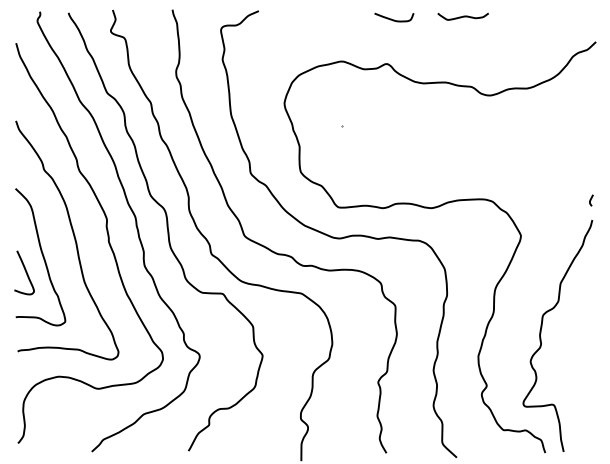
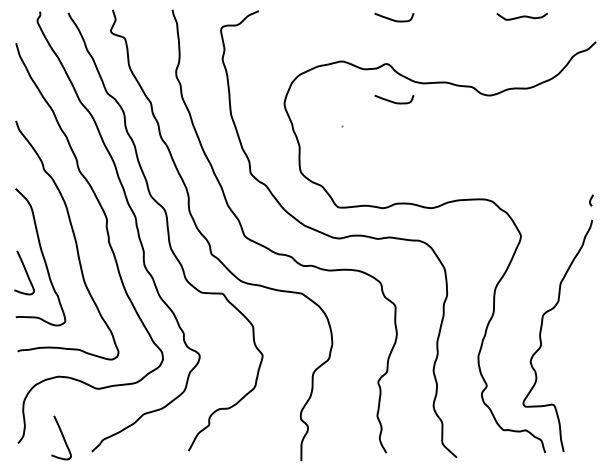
curve position: (462, 16) -> (521, 16) (521, 16)
curve: none -> present (394, 101)
curve: none -> present (62, 437)
